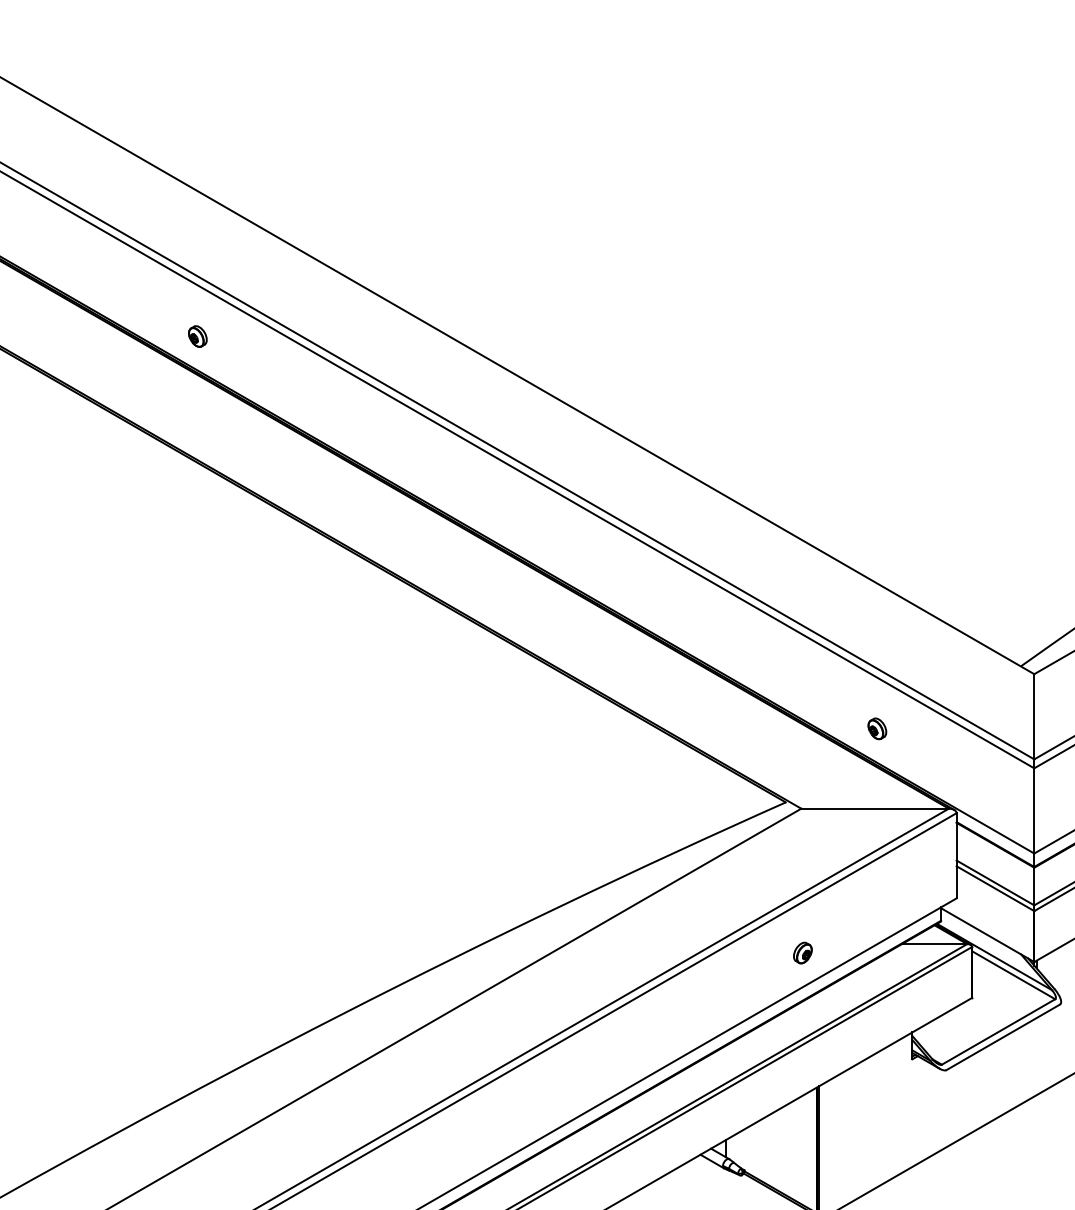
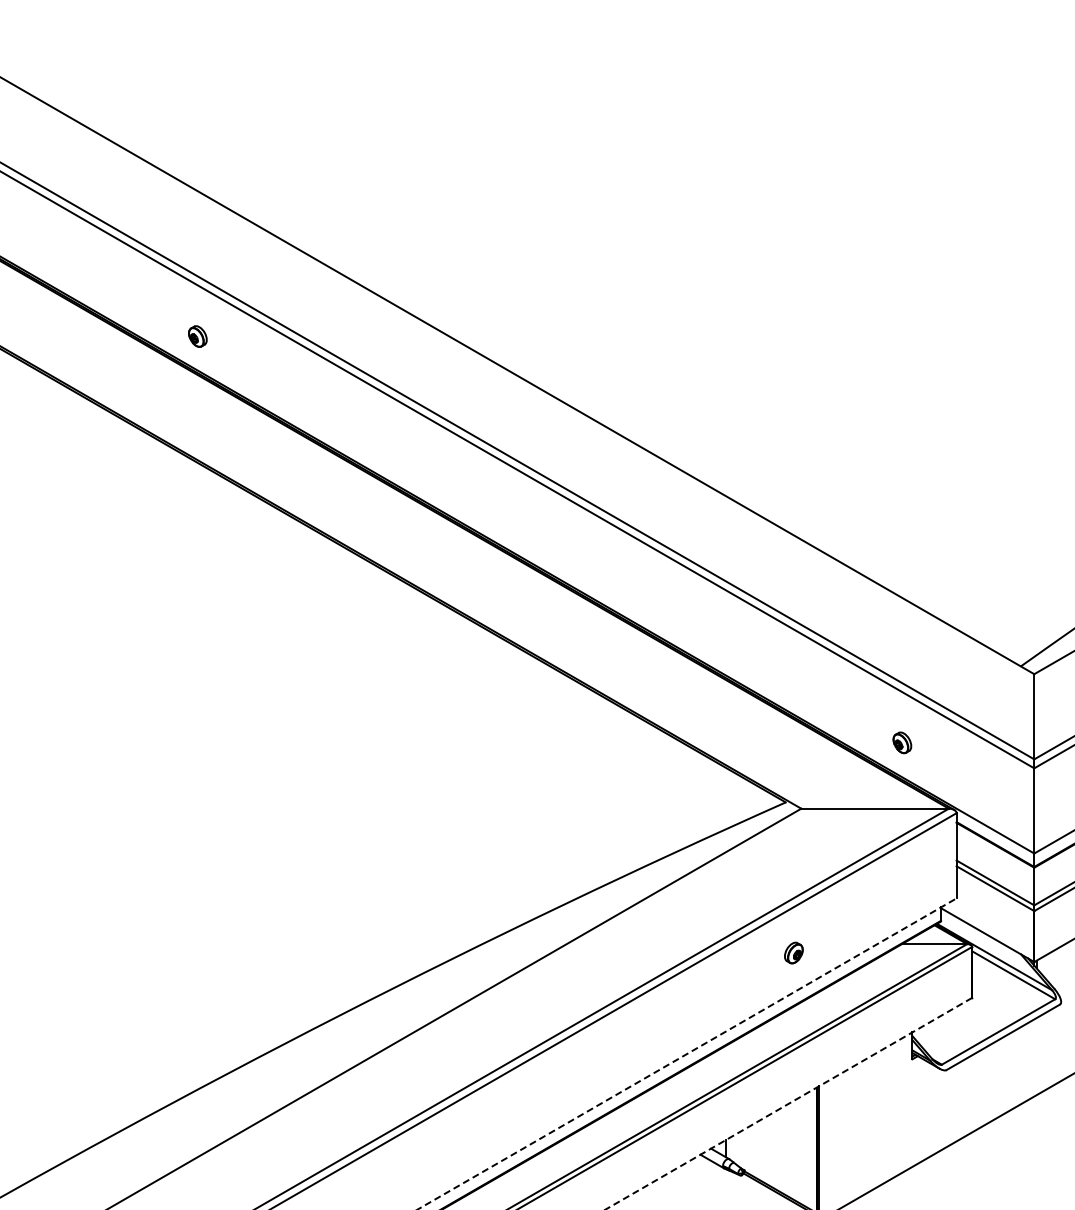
part position: (877, 728) -> (902, 742) (902, 742)
part position: (802, 952) -> (793, 952) (793, 952)
line: solid -> dashed (687, 1053)
line: solid -> dashed (788, 1103)
